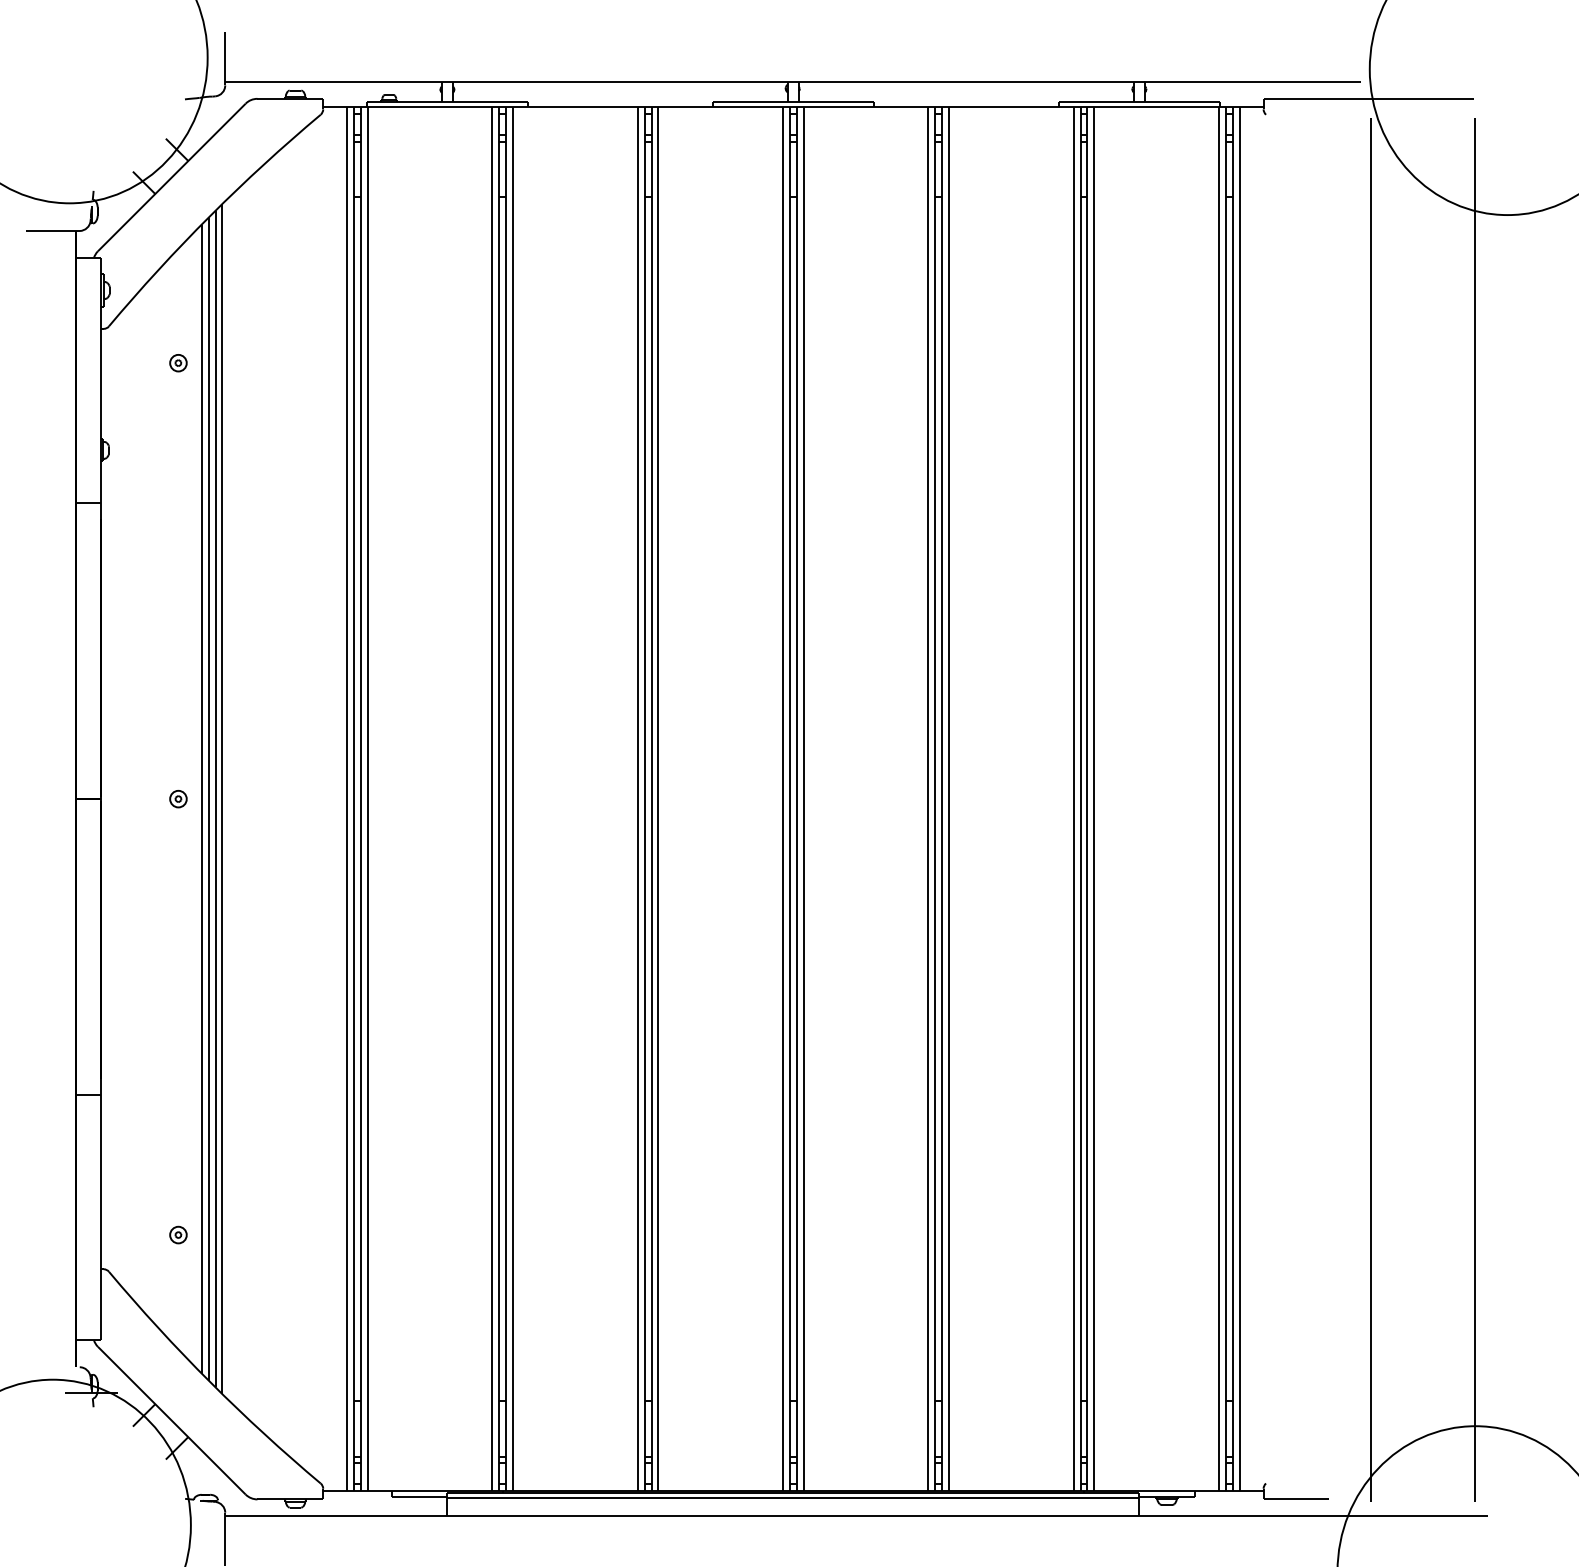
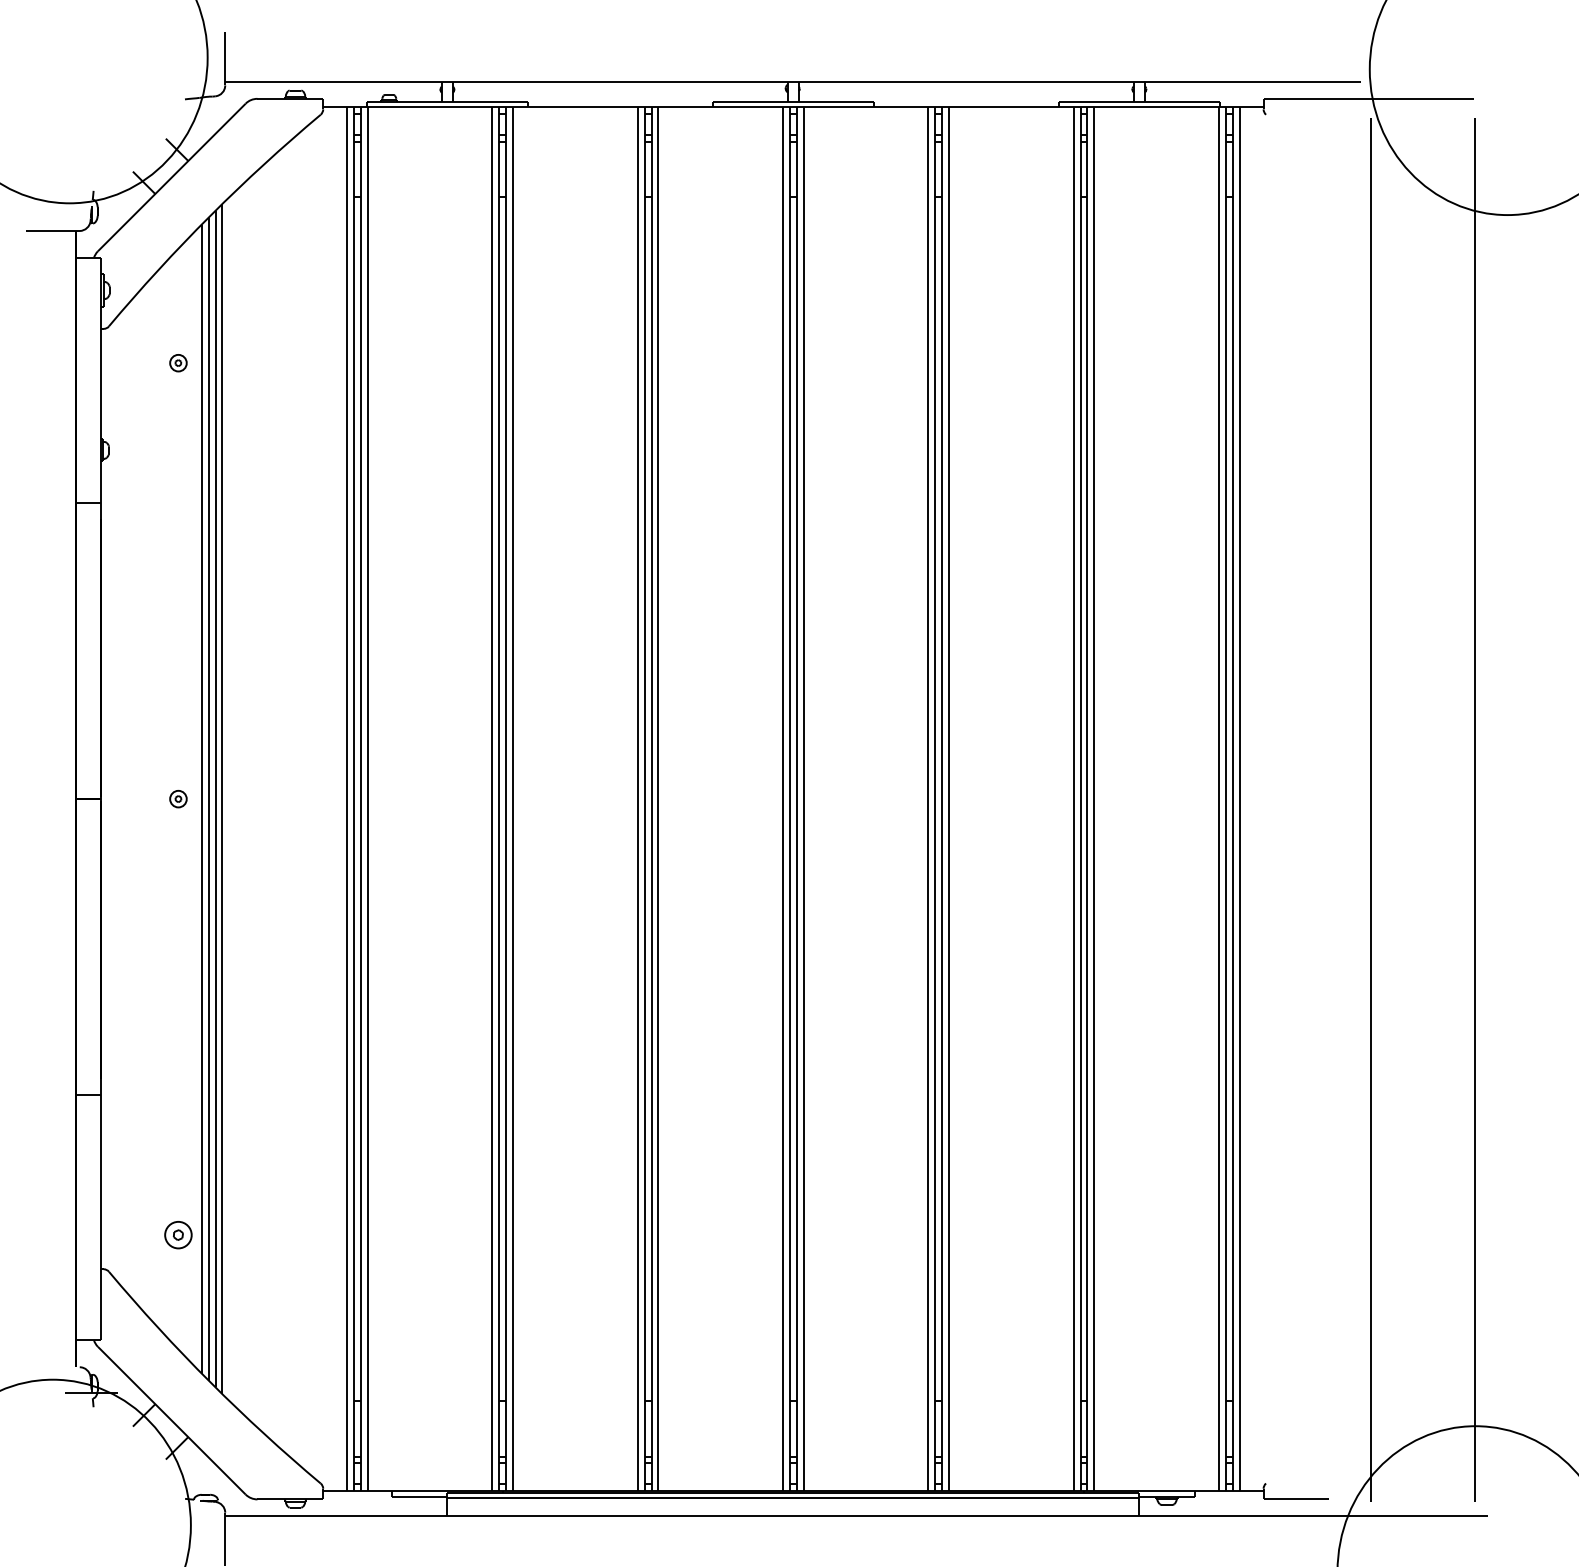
part size: 19x20 px -> 29x29 px (178, 1235)
